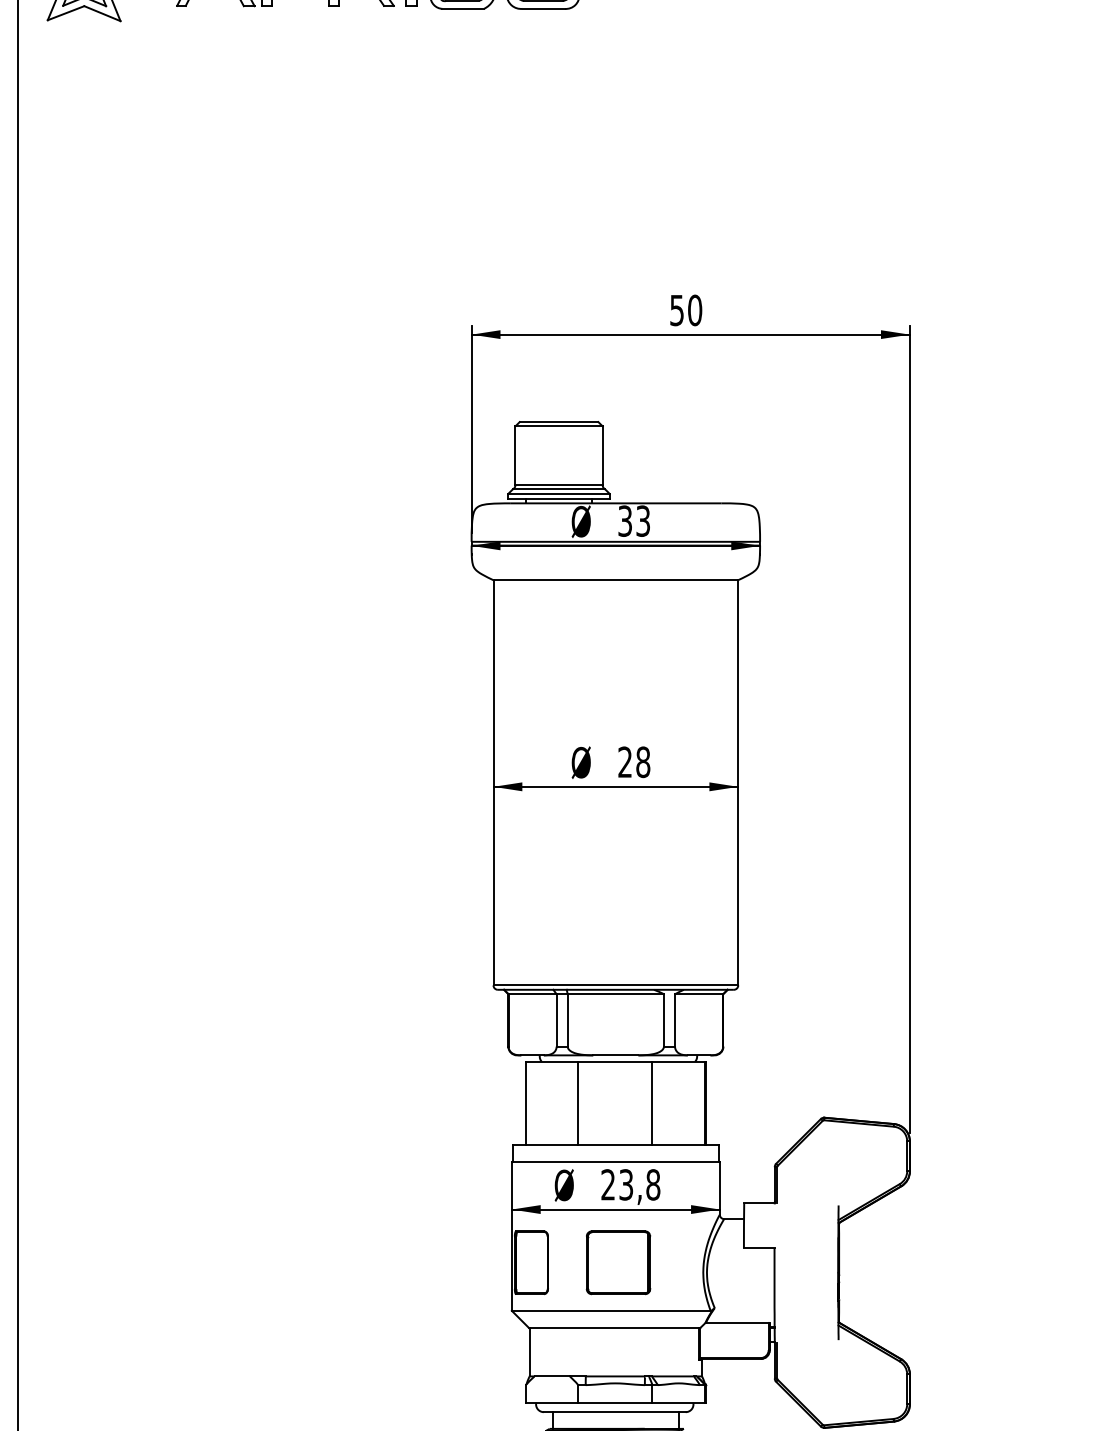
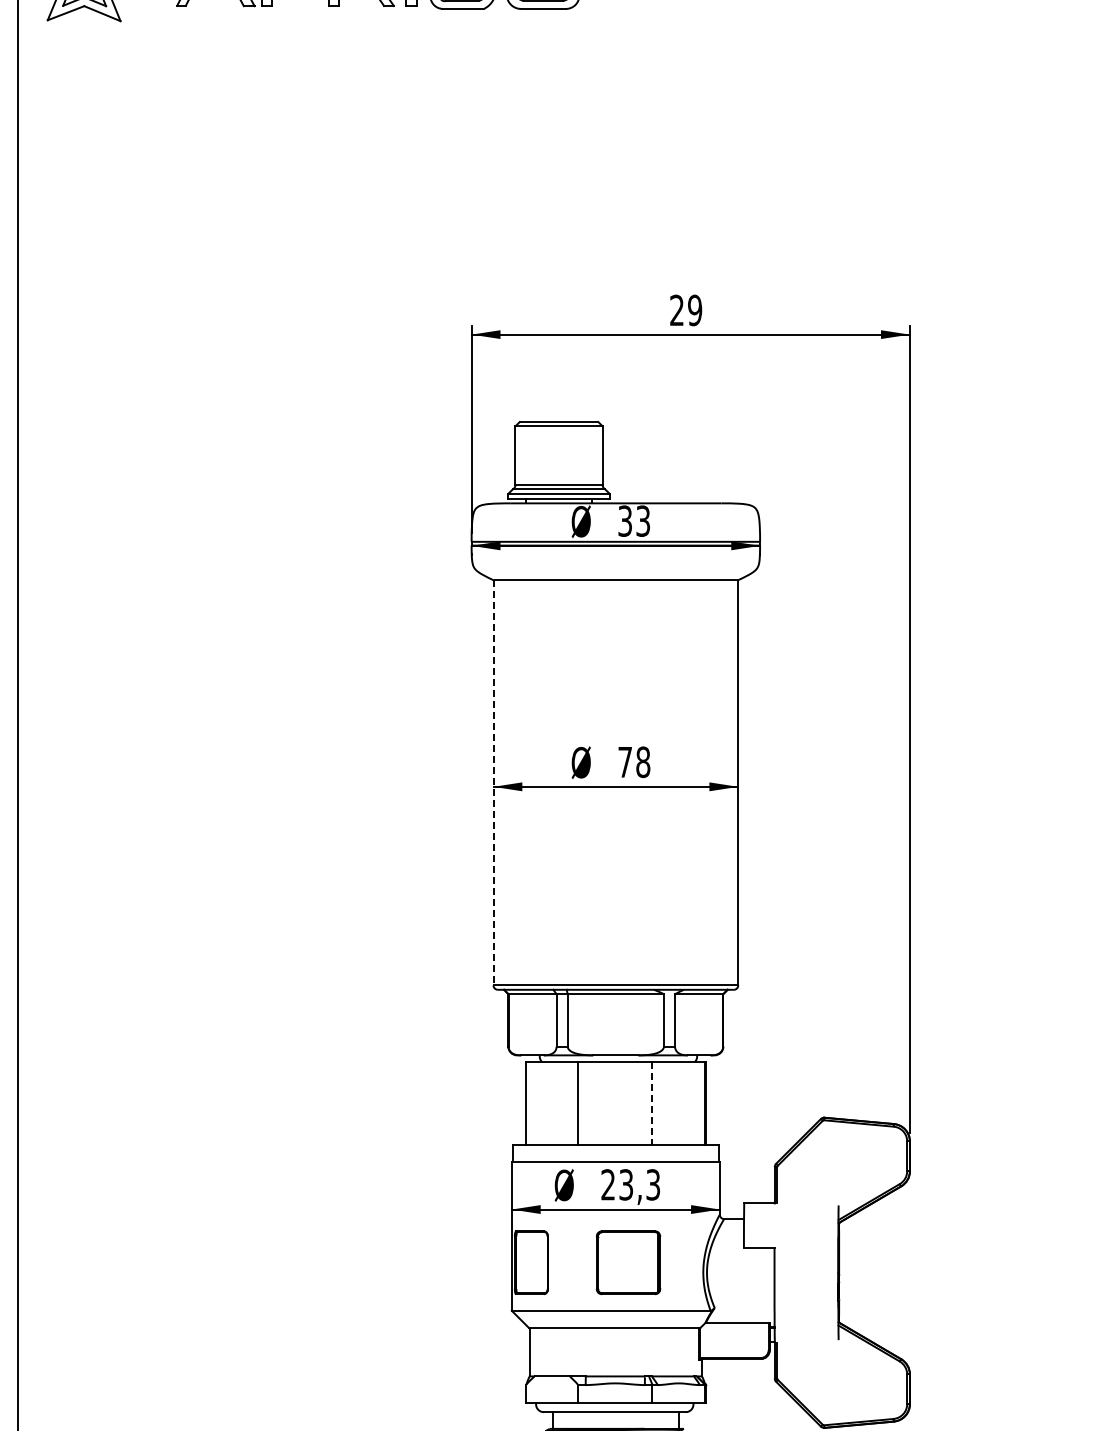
text: 50 -> 29 (686, 310)
text: 28 -> 78 (624, 761)
line: solid -> dashed (493, 782)
line: solid -> dashed (652, 1103)
text: 23,8 -> 23,3 (653, 1184)
part position: (618, 1262) -> (628, 1262) (628, 1262)
